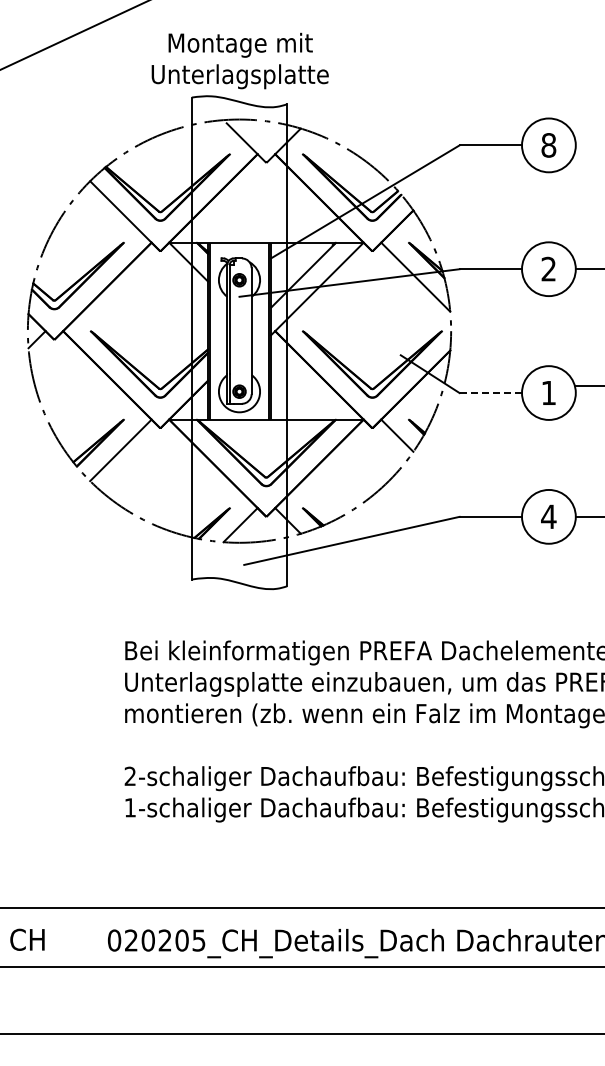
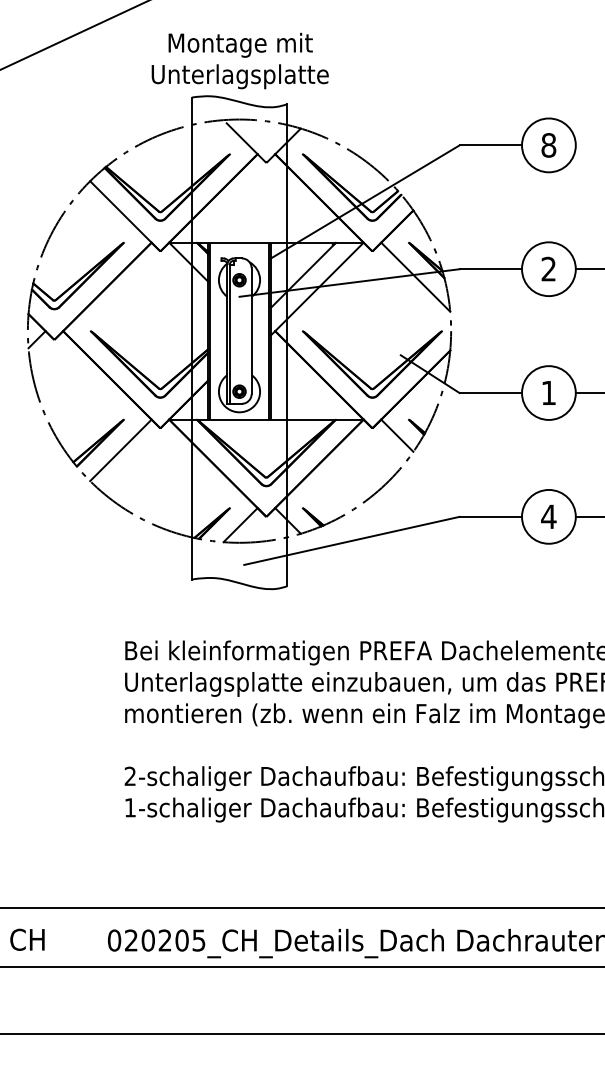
line position: (588, 386) -> (588, 393) (588, 393)
line: dashed -> solid (490, 393)
